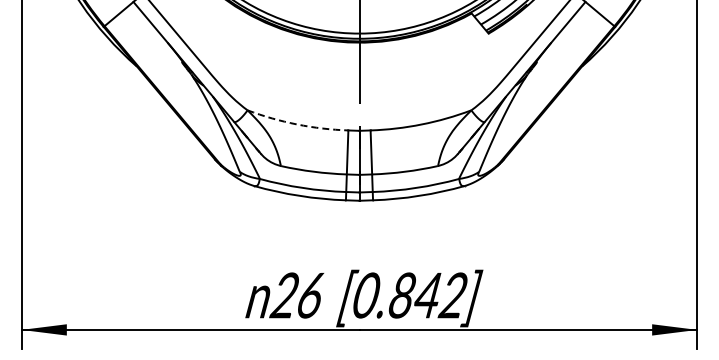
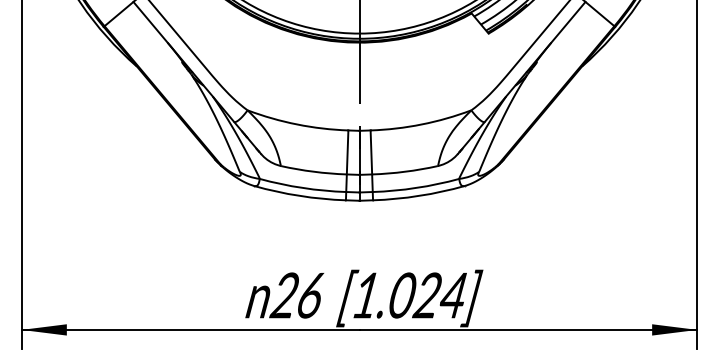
arc: dashed -> solid (297, 124)
text: [0.842] -> [1.024] (410, 295)
